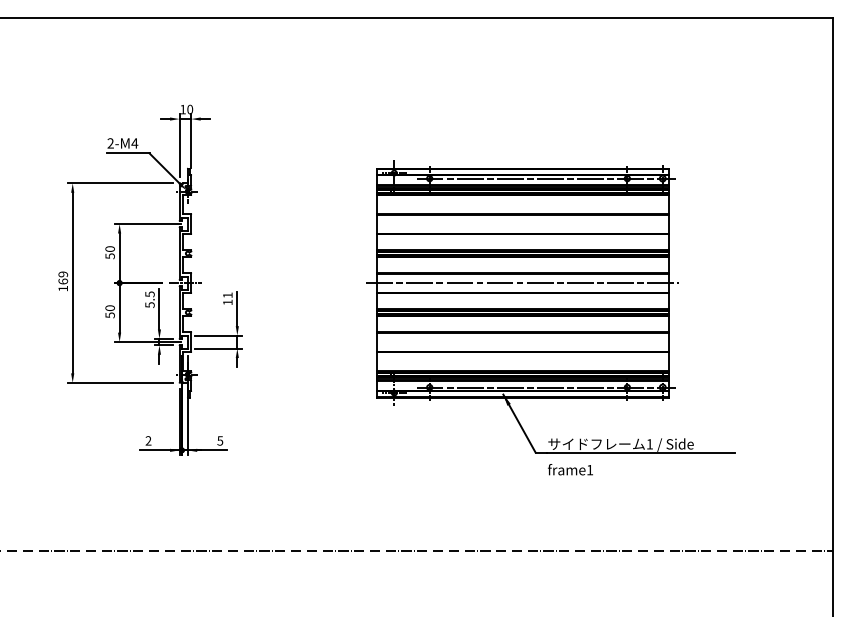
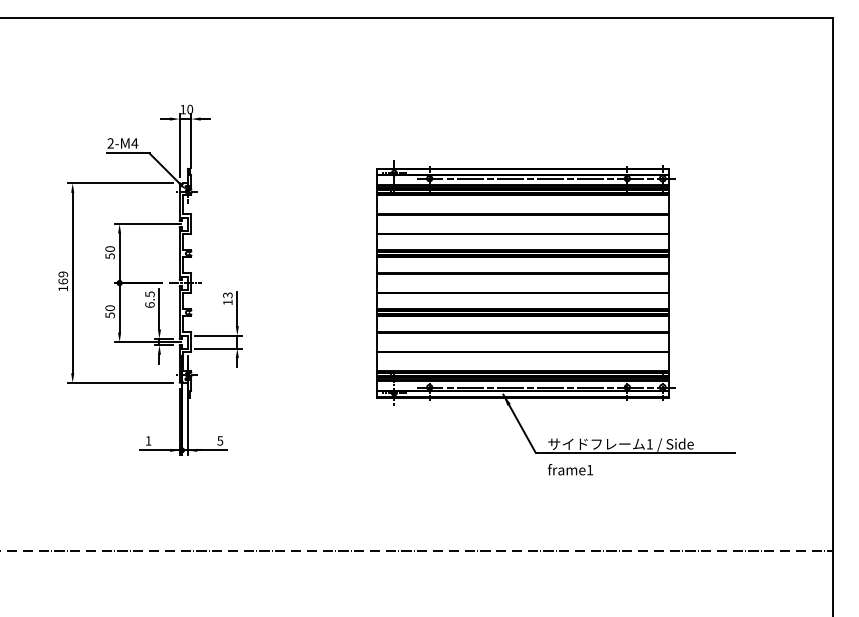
line: present -> none (522, 283)
text: 11 -> 13 (227, 295)
text: 5.5 -> 6.5 (149, 304)
text: 2 -> 1 (148, 440)
